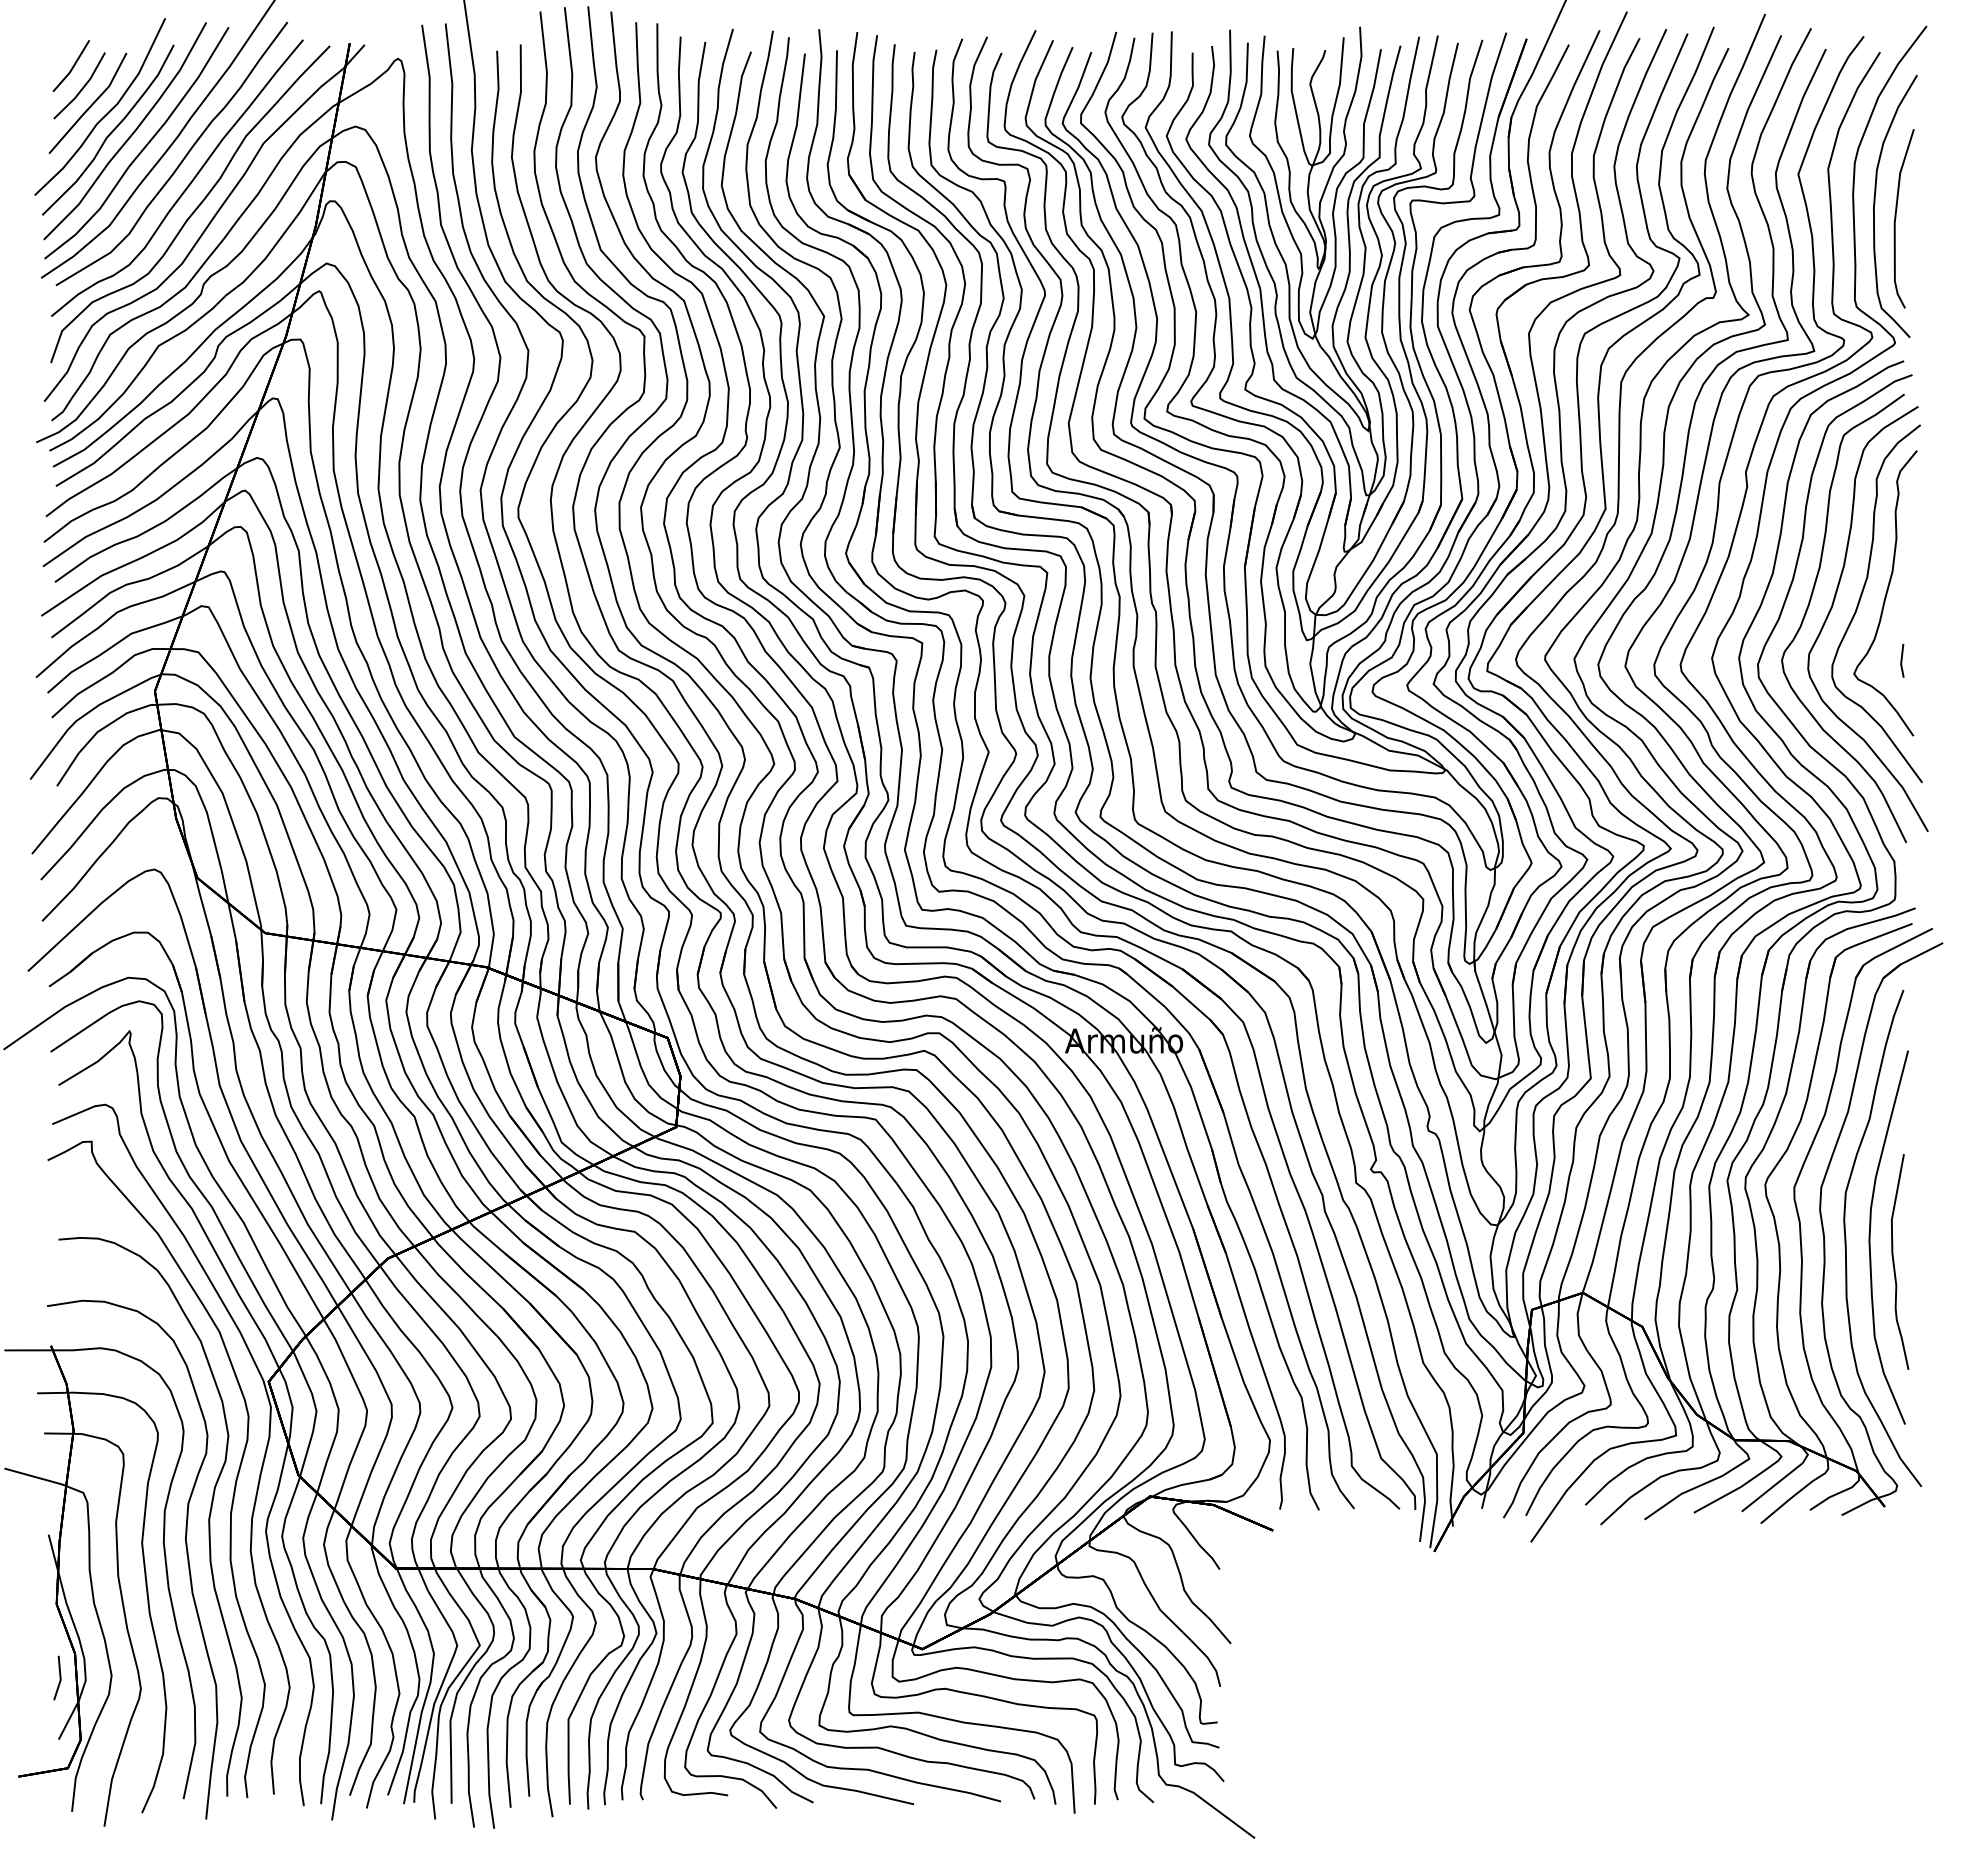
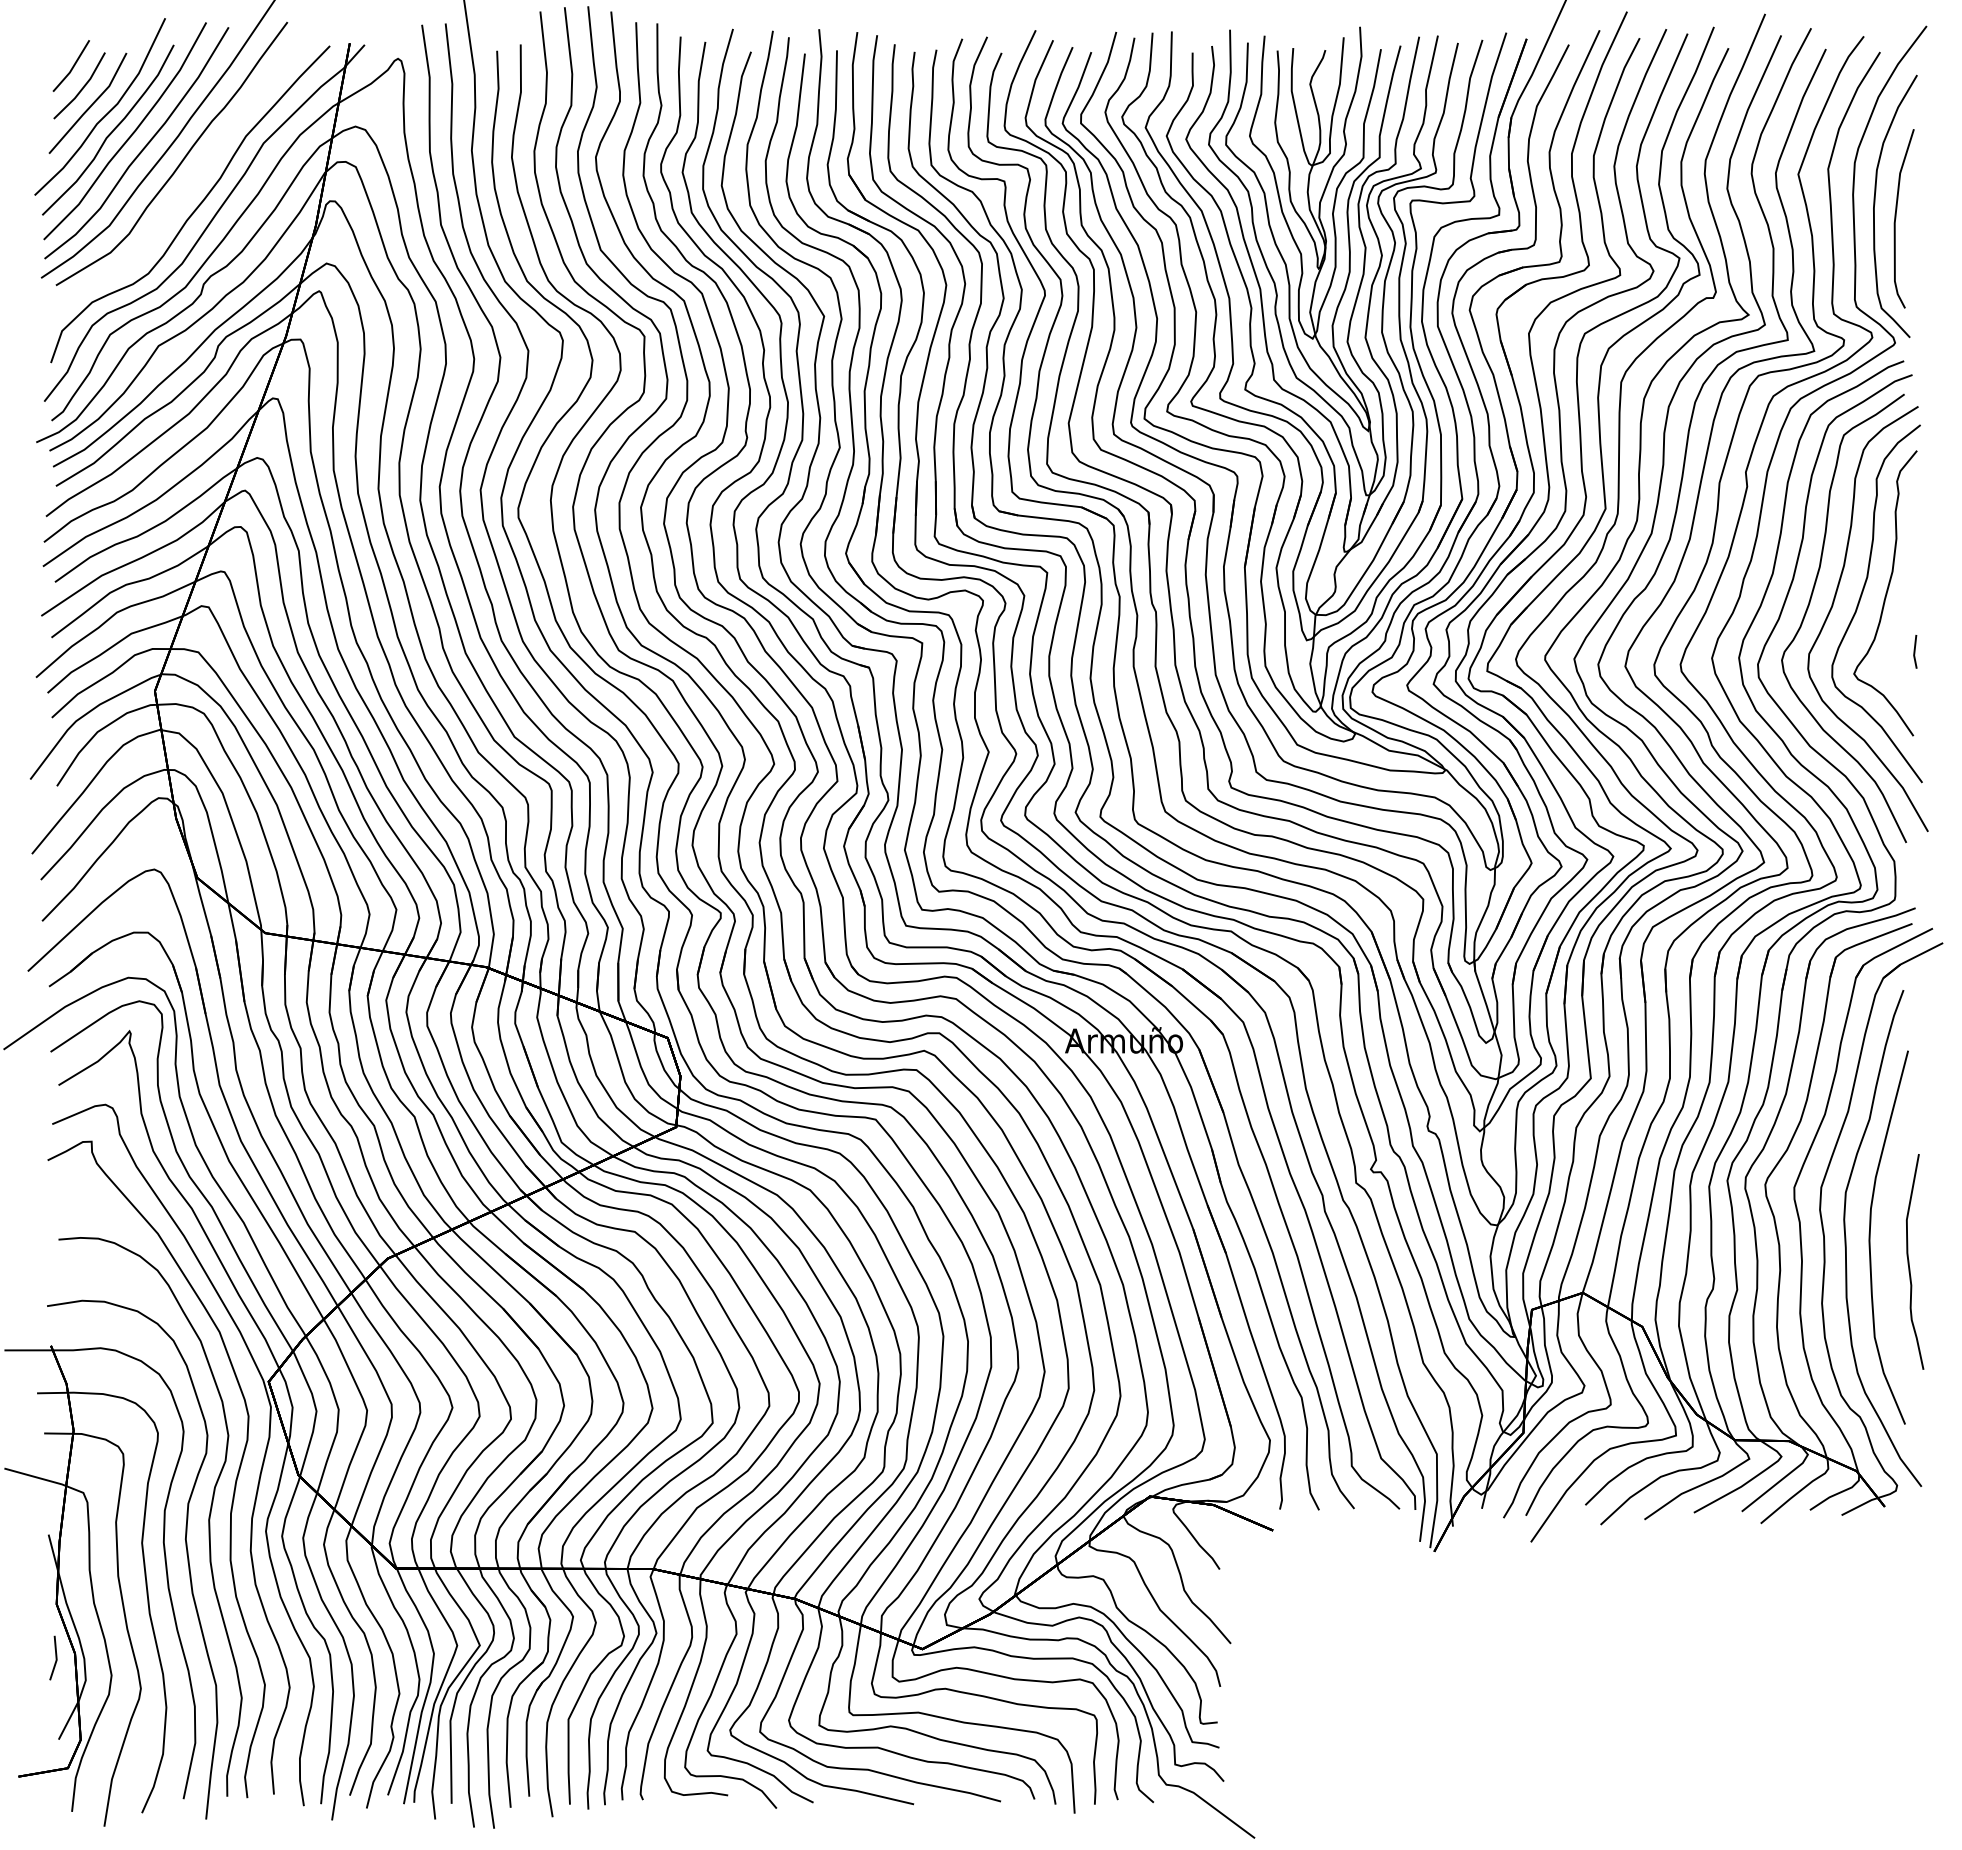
curve: present -> none (187, 185)
part position: (1902, 660) -> (1915, 651) (1915, 651)
curve position: (1894, 1261) -> (1909, 1261) (1909, 1261)
line position: (59, 1677) -> (55, 1657) (55, 1657)
